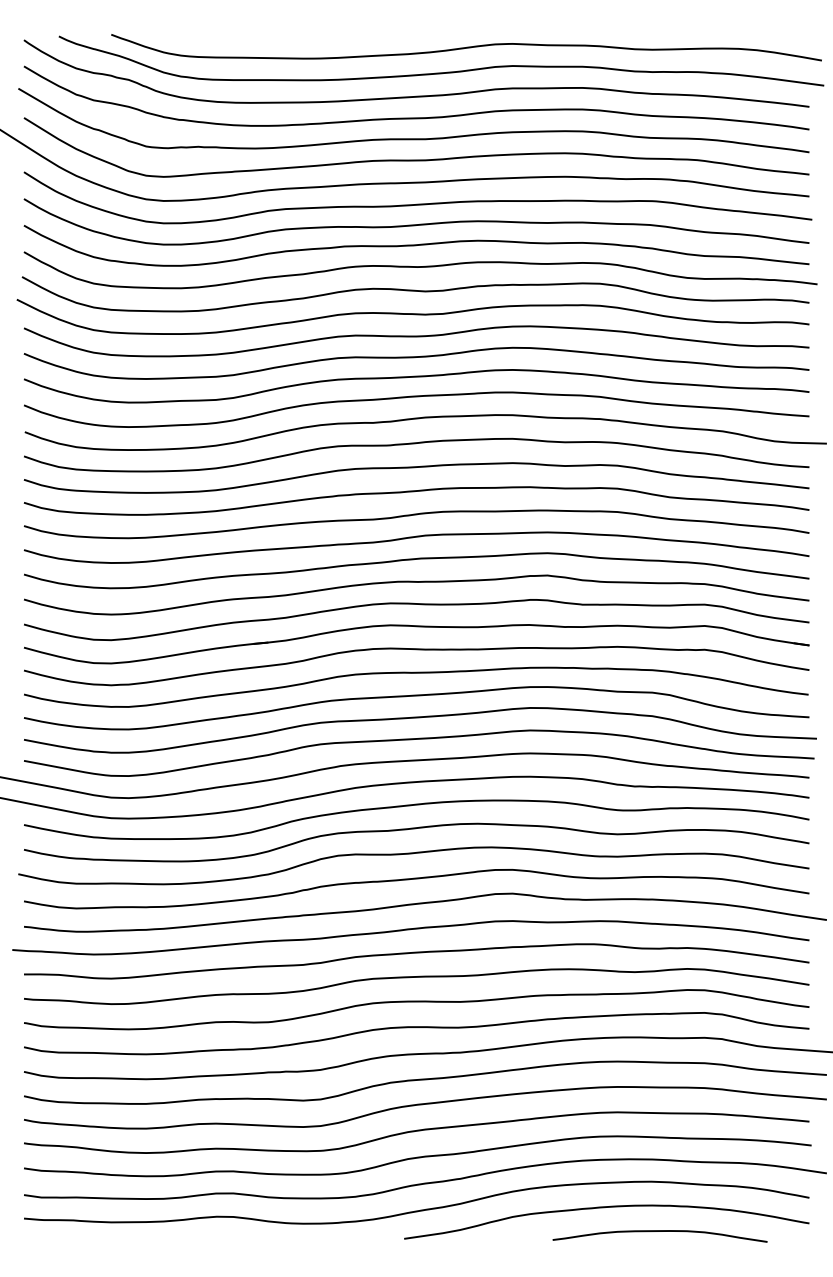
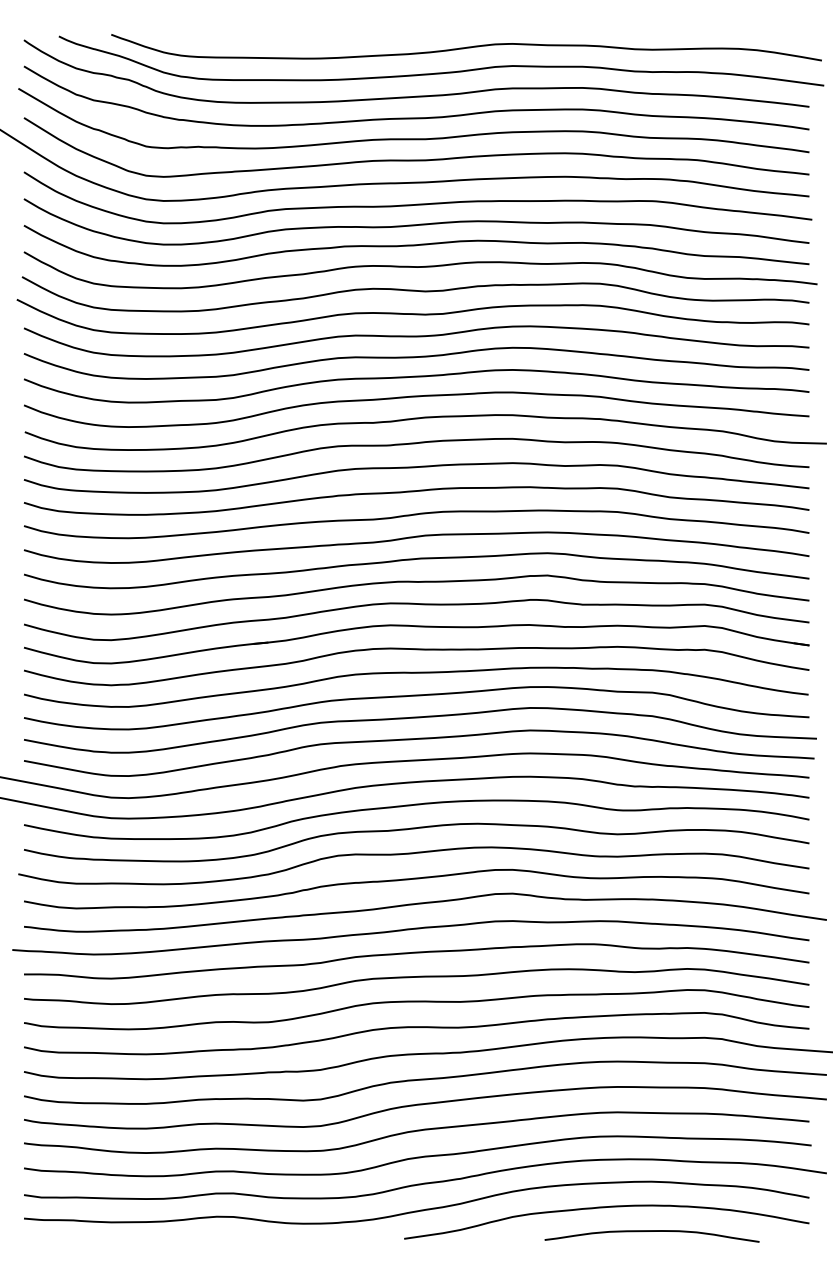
curve position: (659, 1231) -> (651, 1231) (651, 1231)
